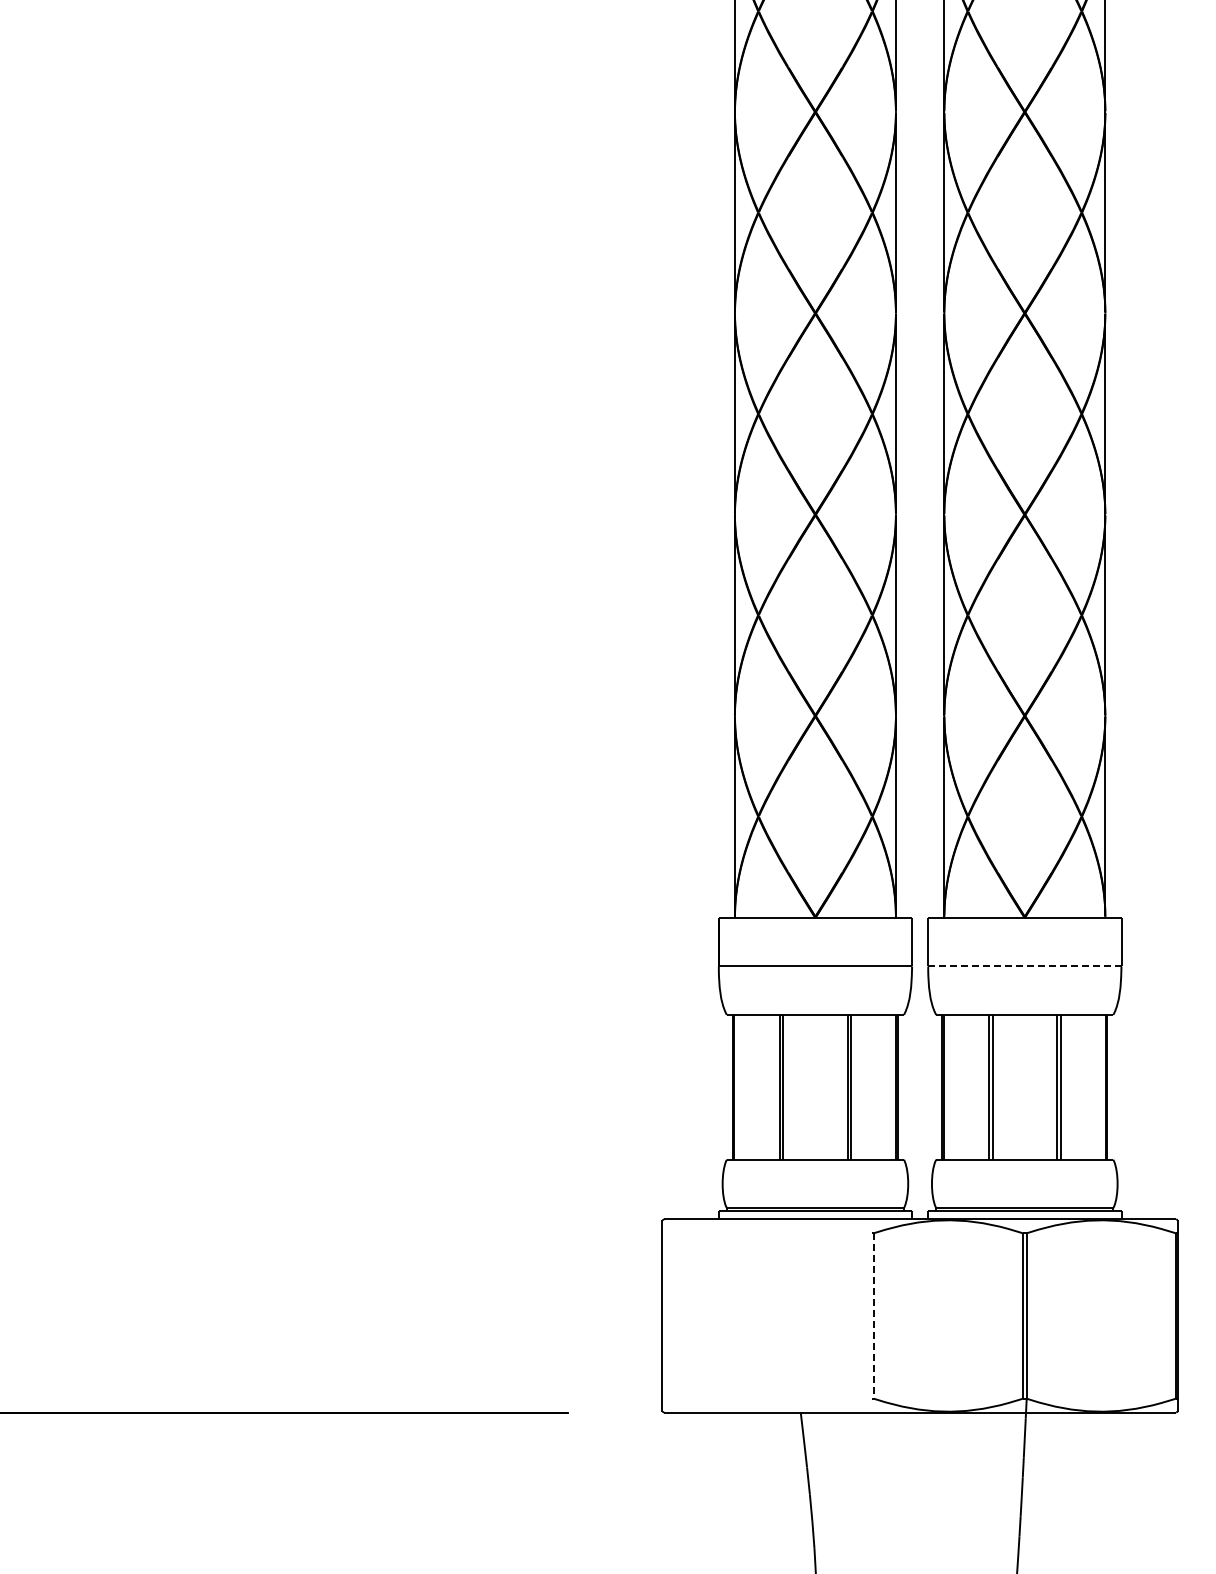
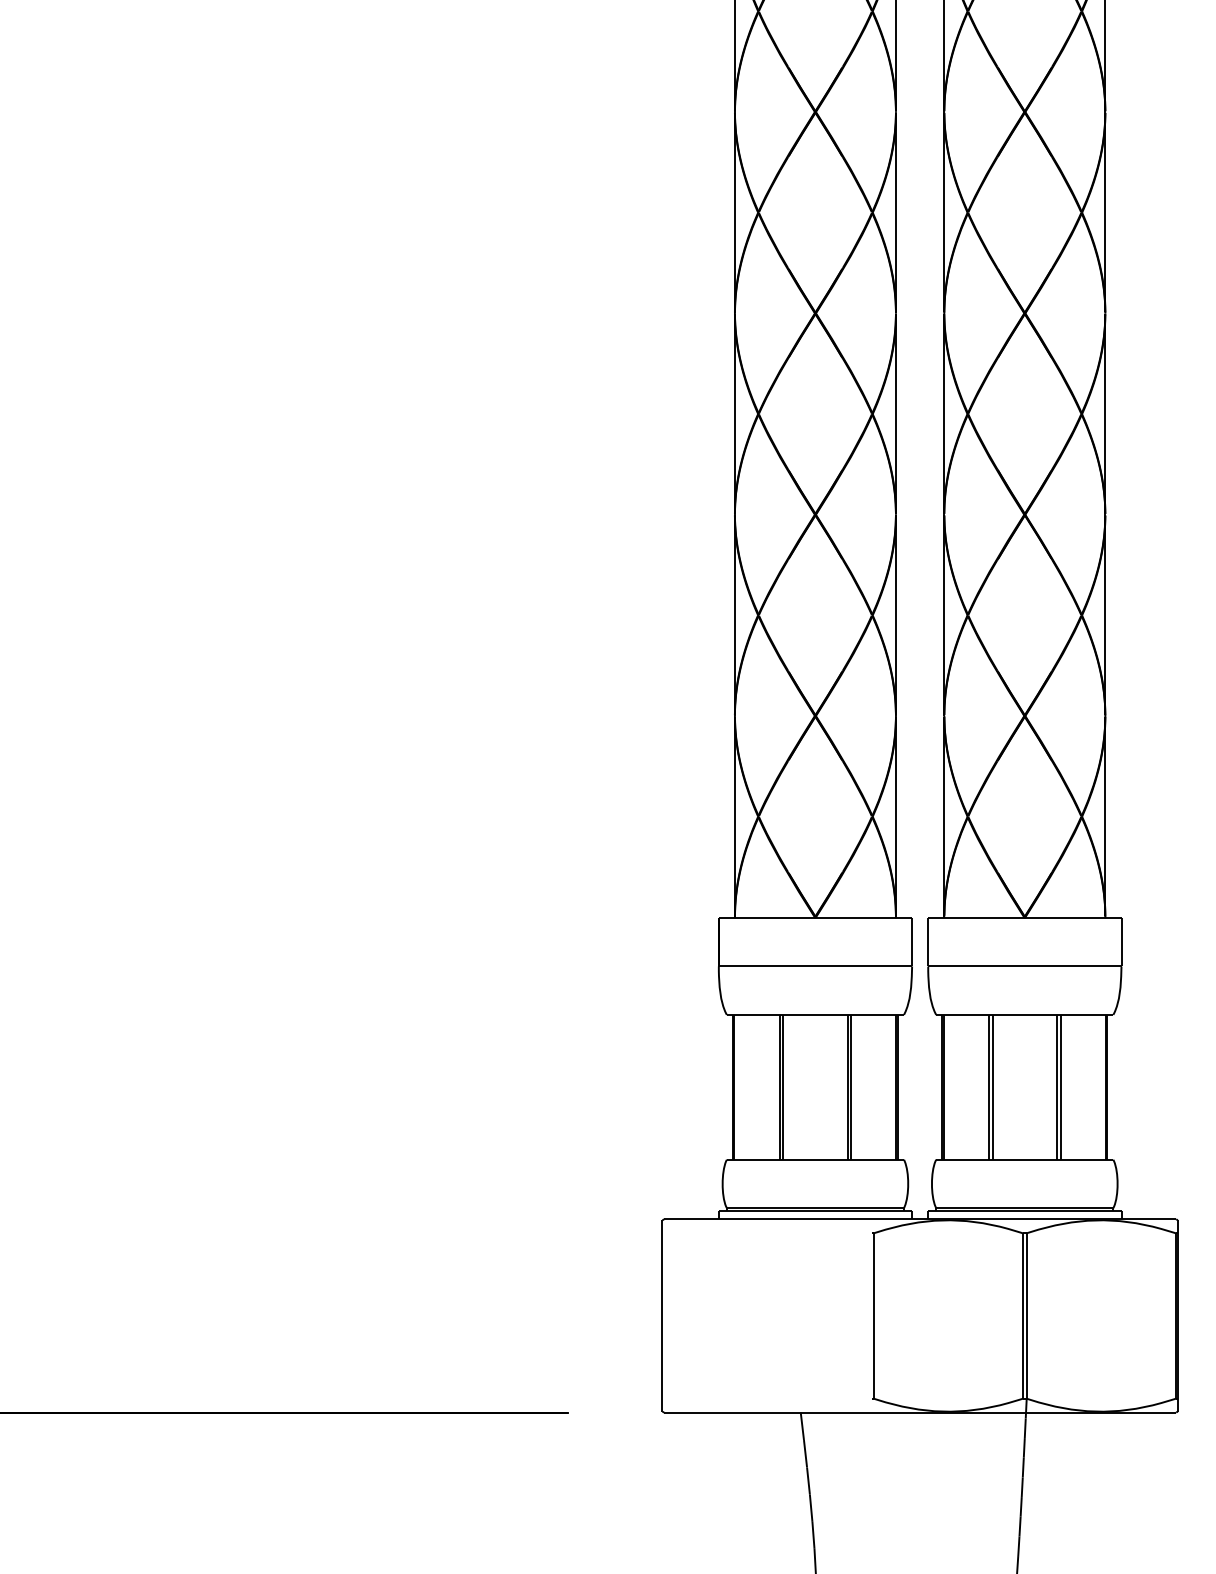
line: dashed -> solid (1024, 966)
line: dashed -> solid (873, 1316)
